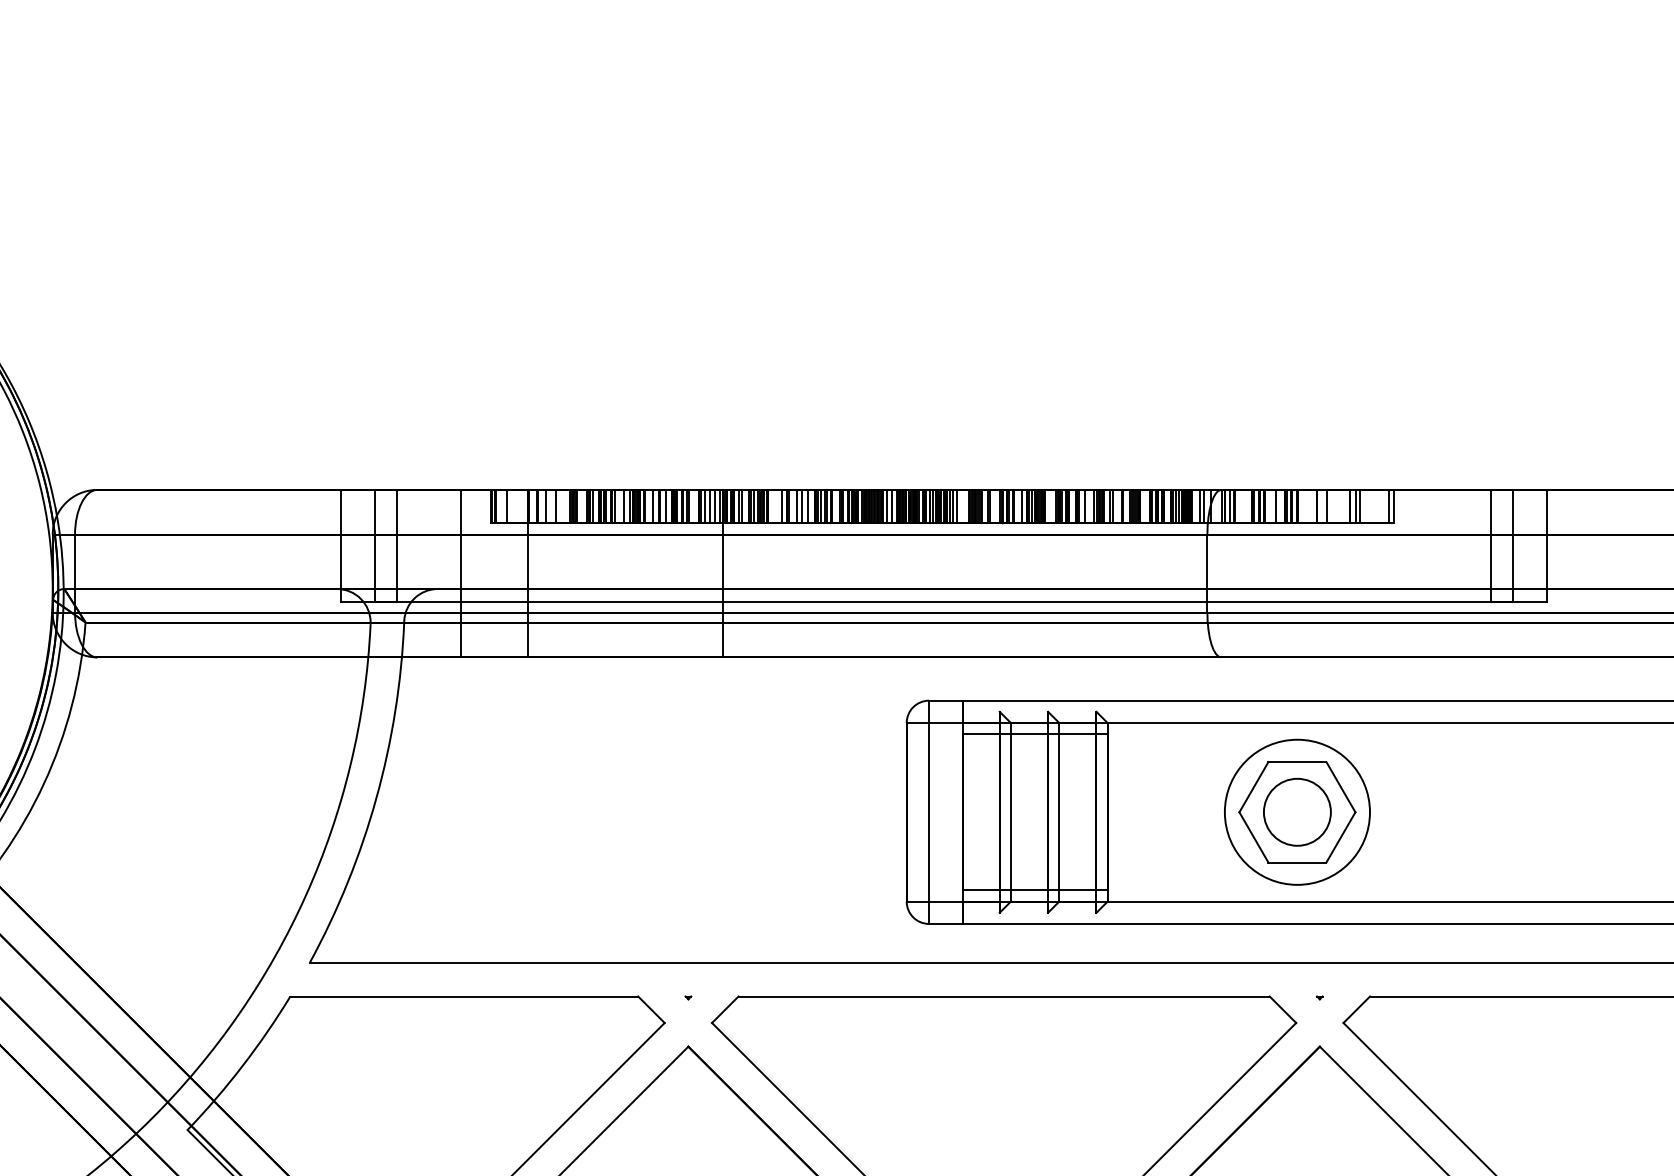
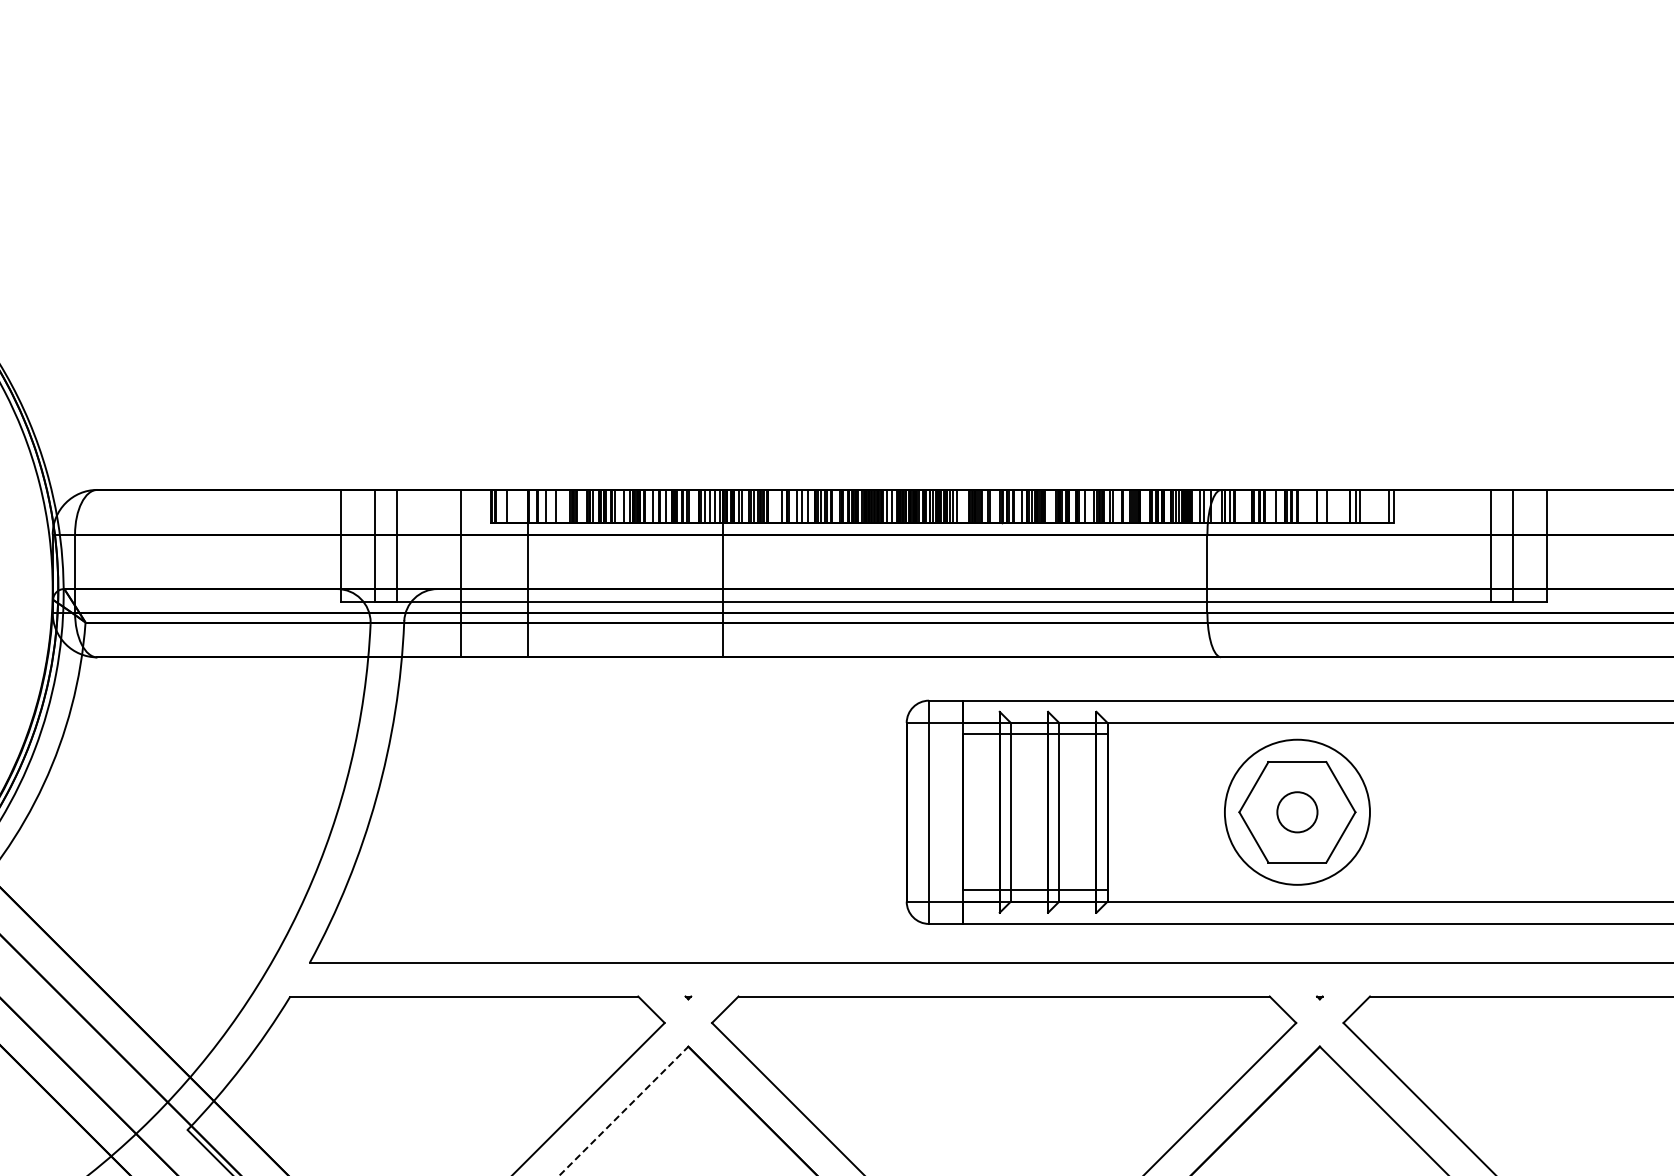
circle diameter: 67 px -> 40 px (1297, 812)
line: solid -> dashed (624, 1110)
